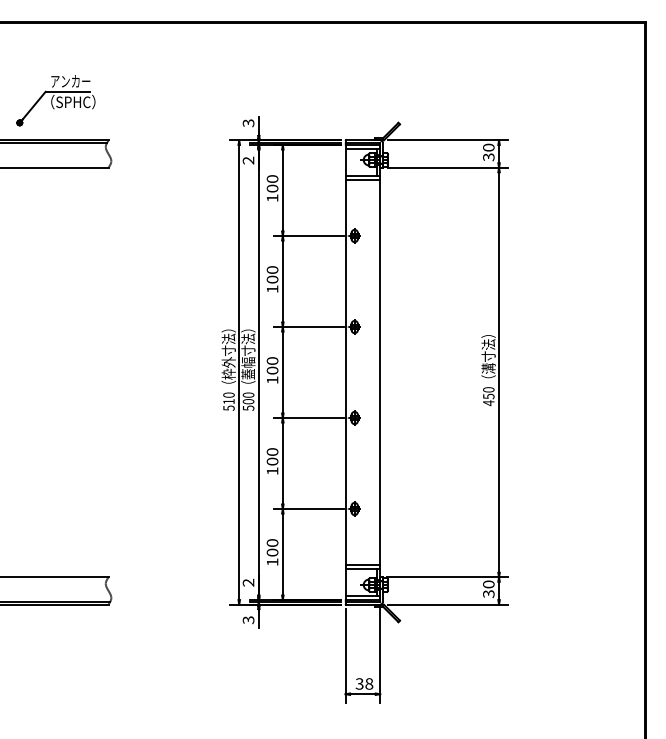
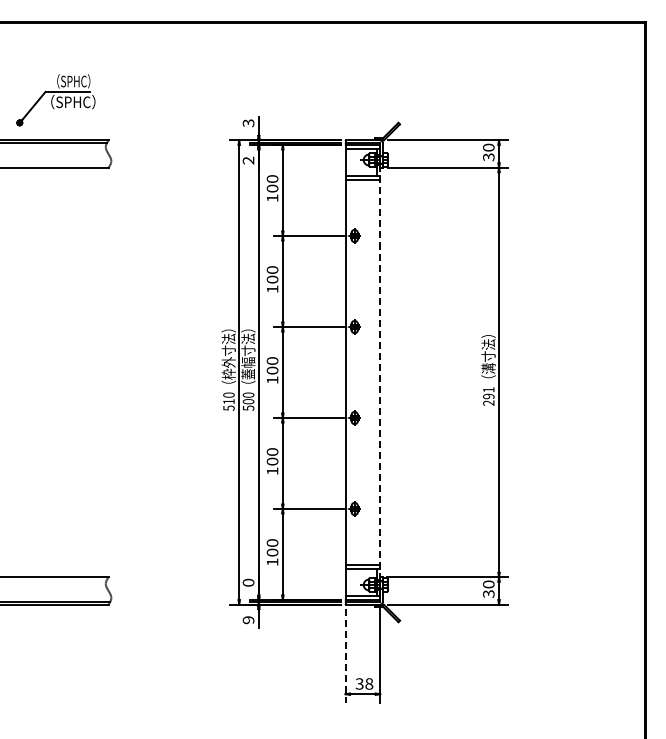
text: アンカー -> （SPHC） (70, 81)
line: solid -> dashed (380, 373)
text: 450 -> 291 (488, 396)
text: 2 -> 0 (248, 582)
text: 3 -> 9 (248, 620)
line: solid -> dashed (345, 656)
